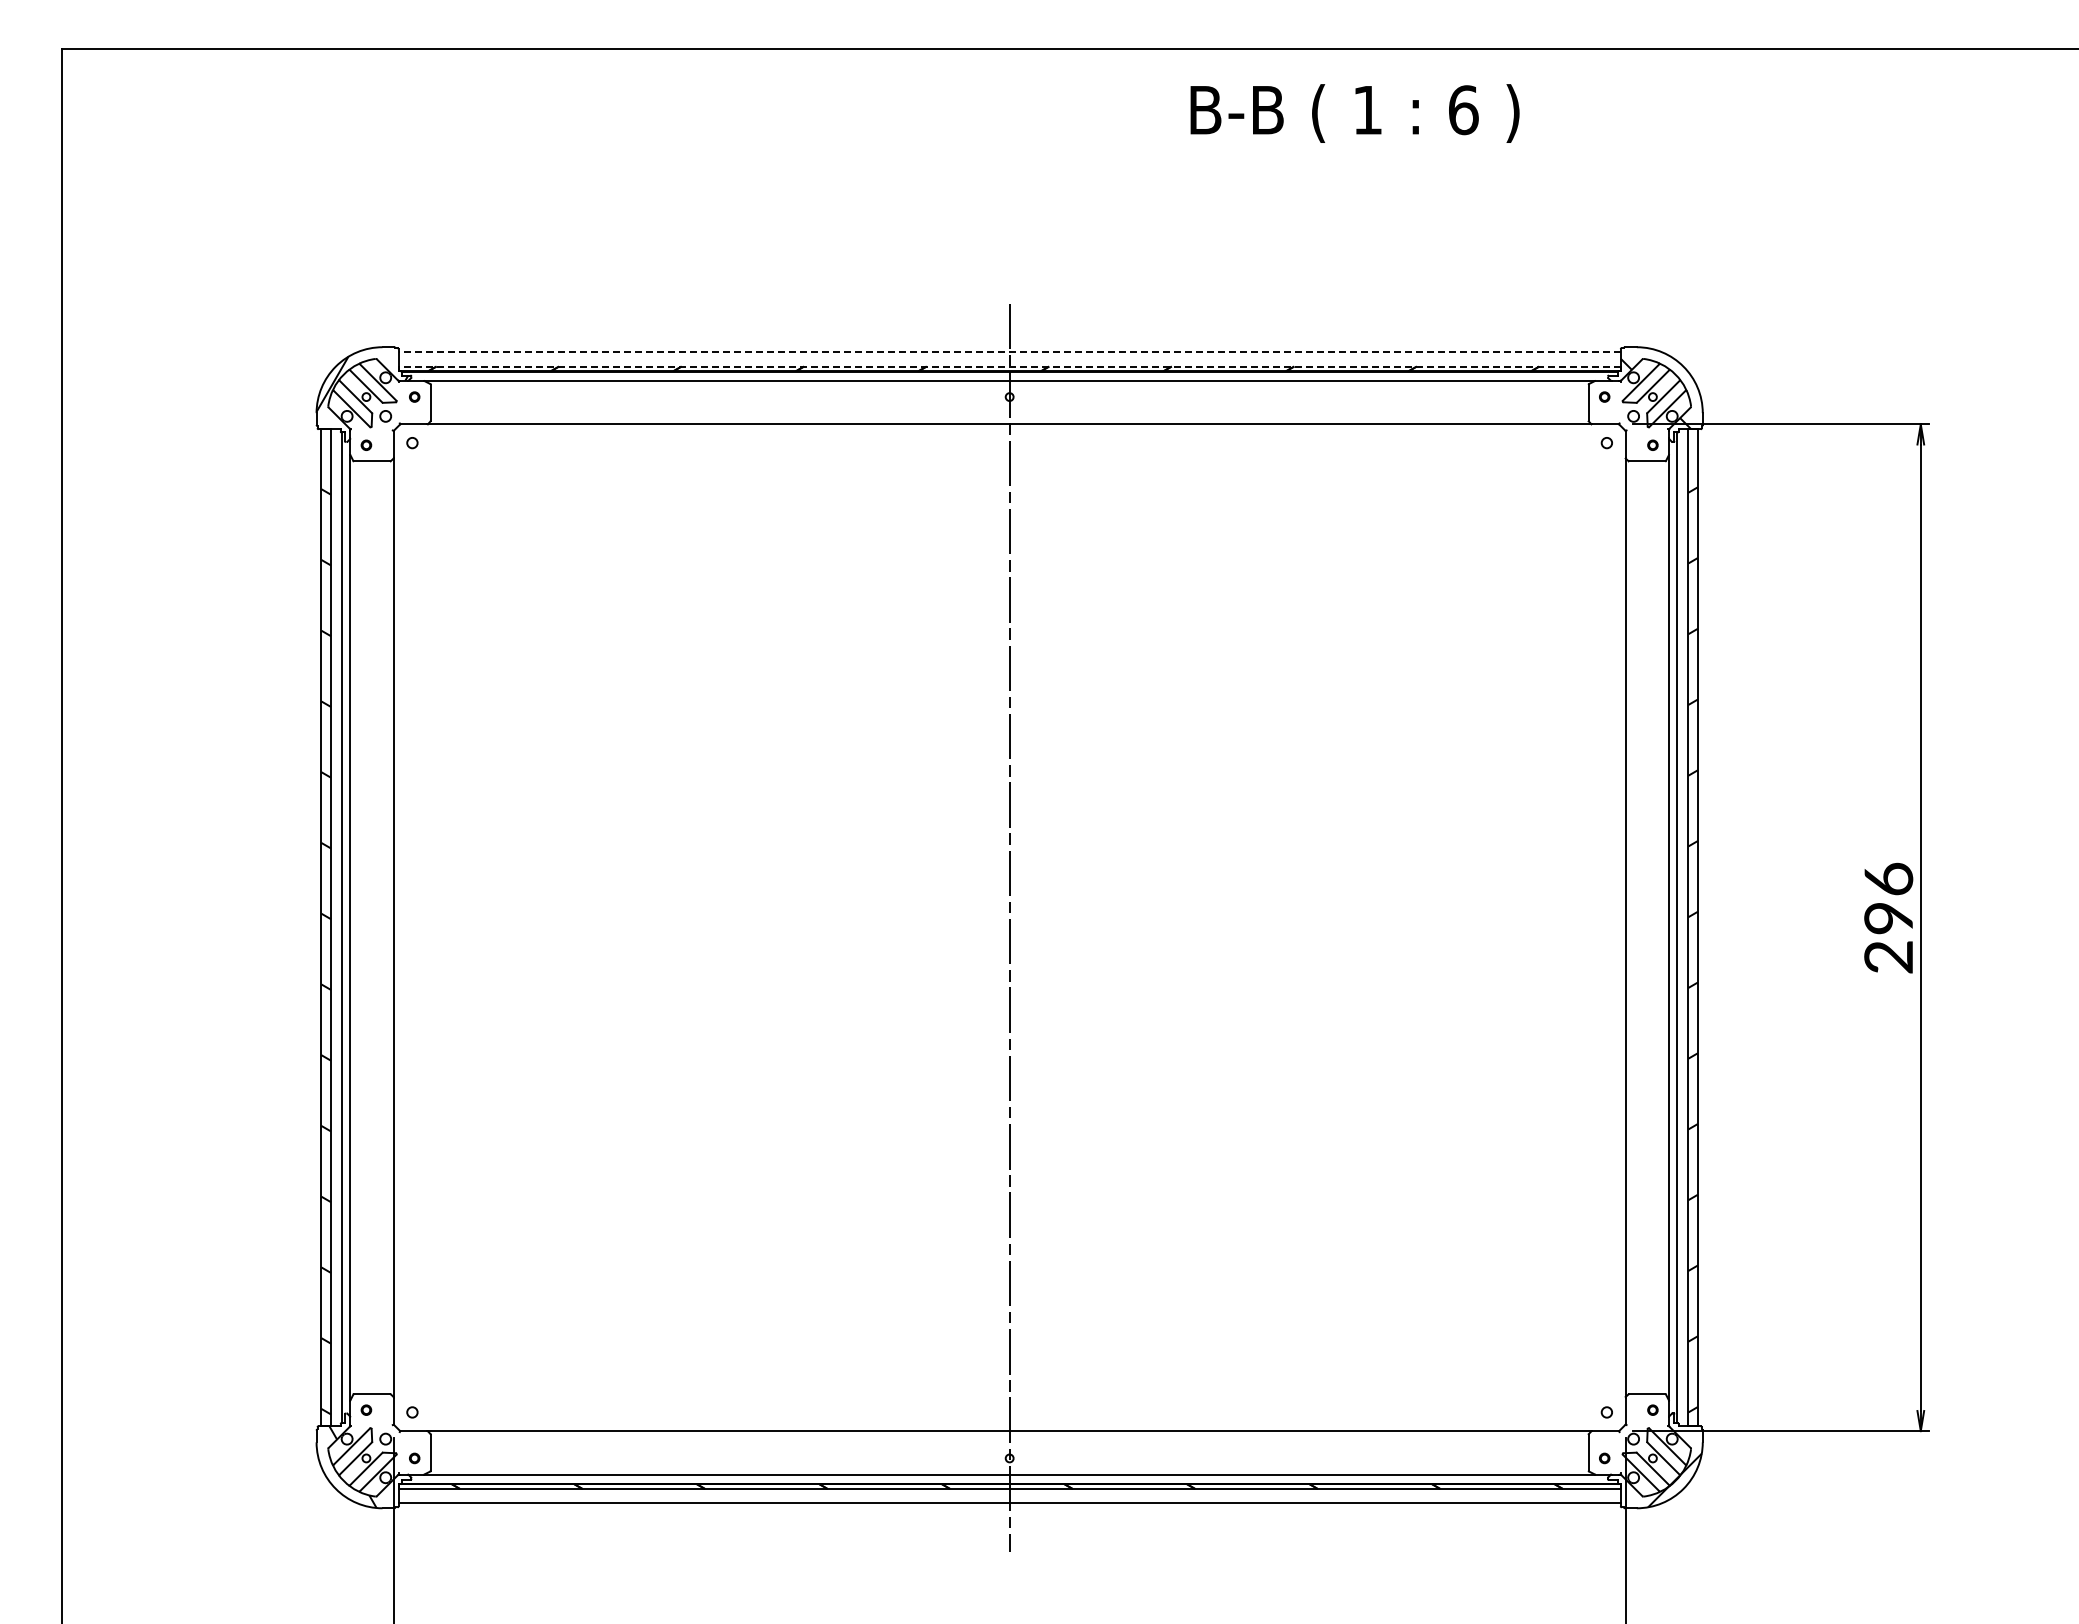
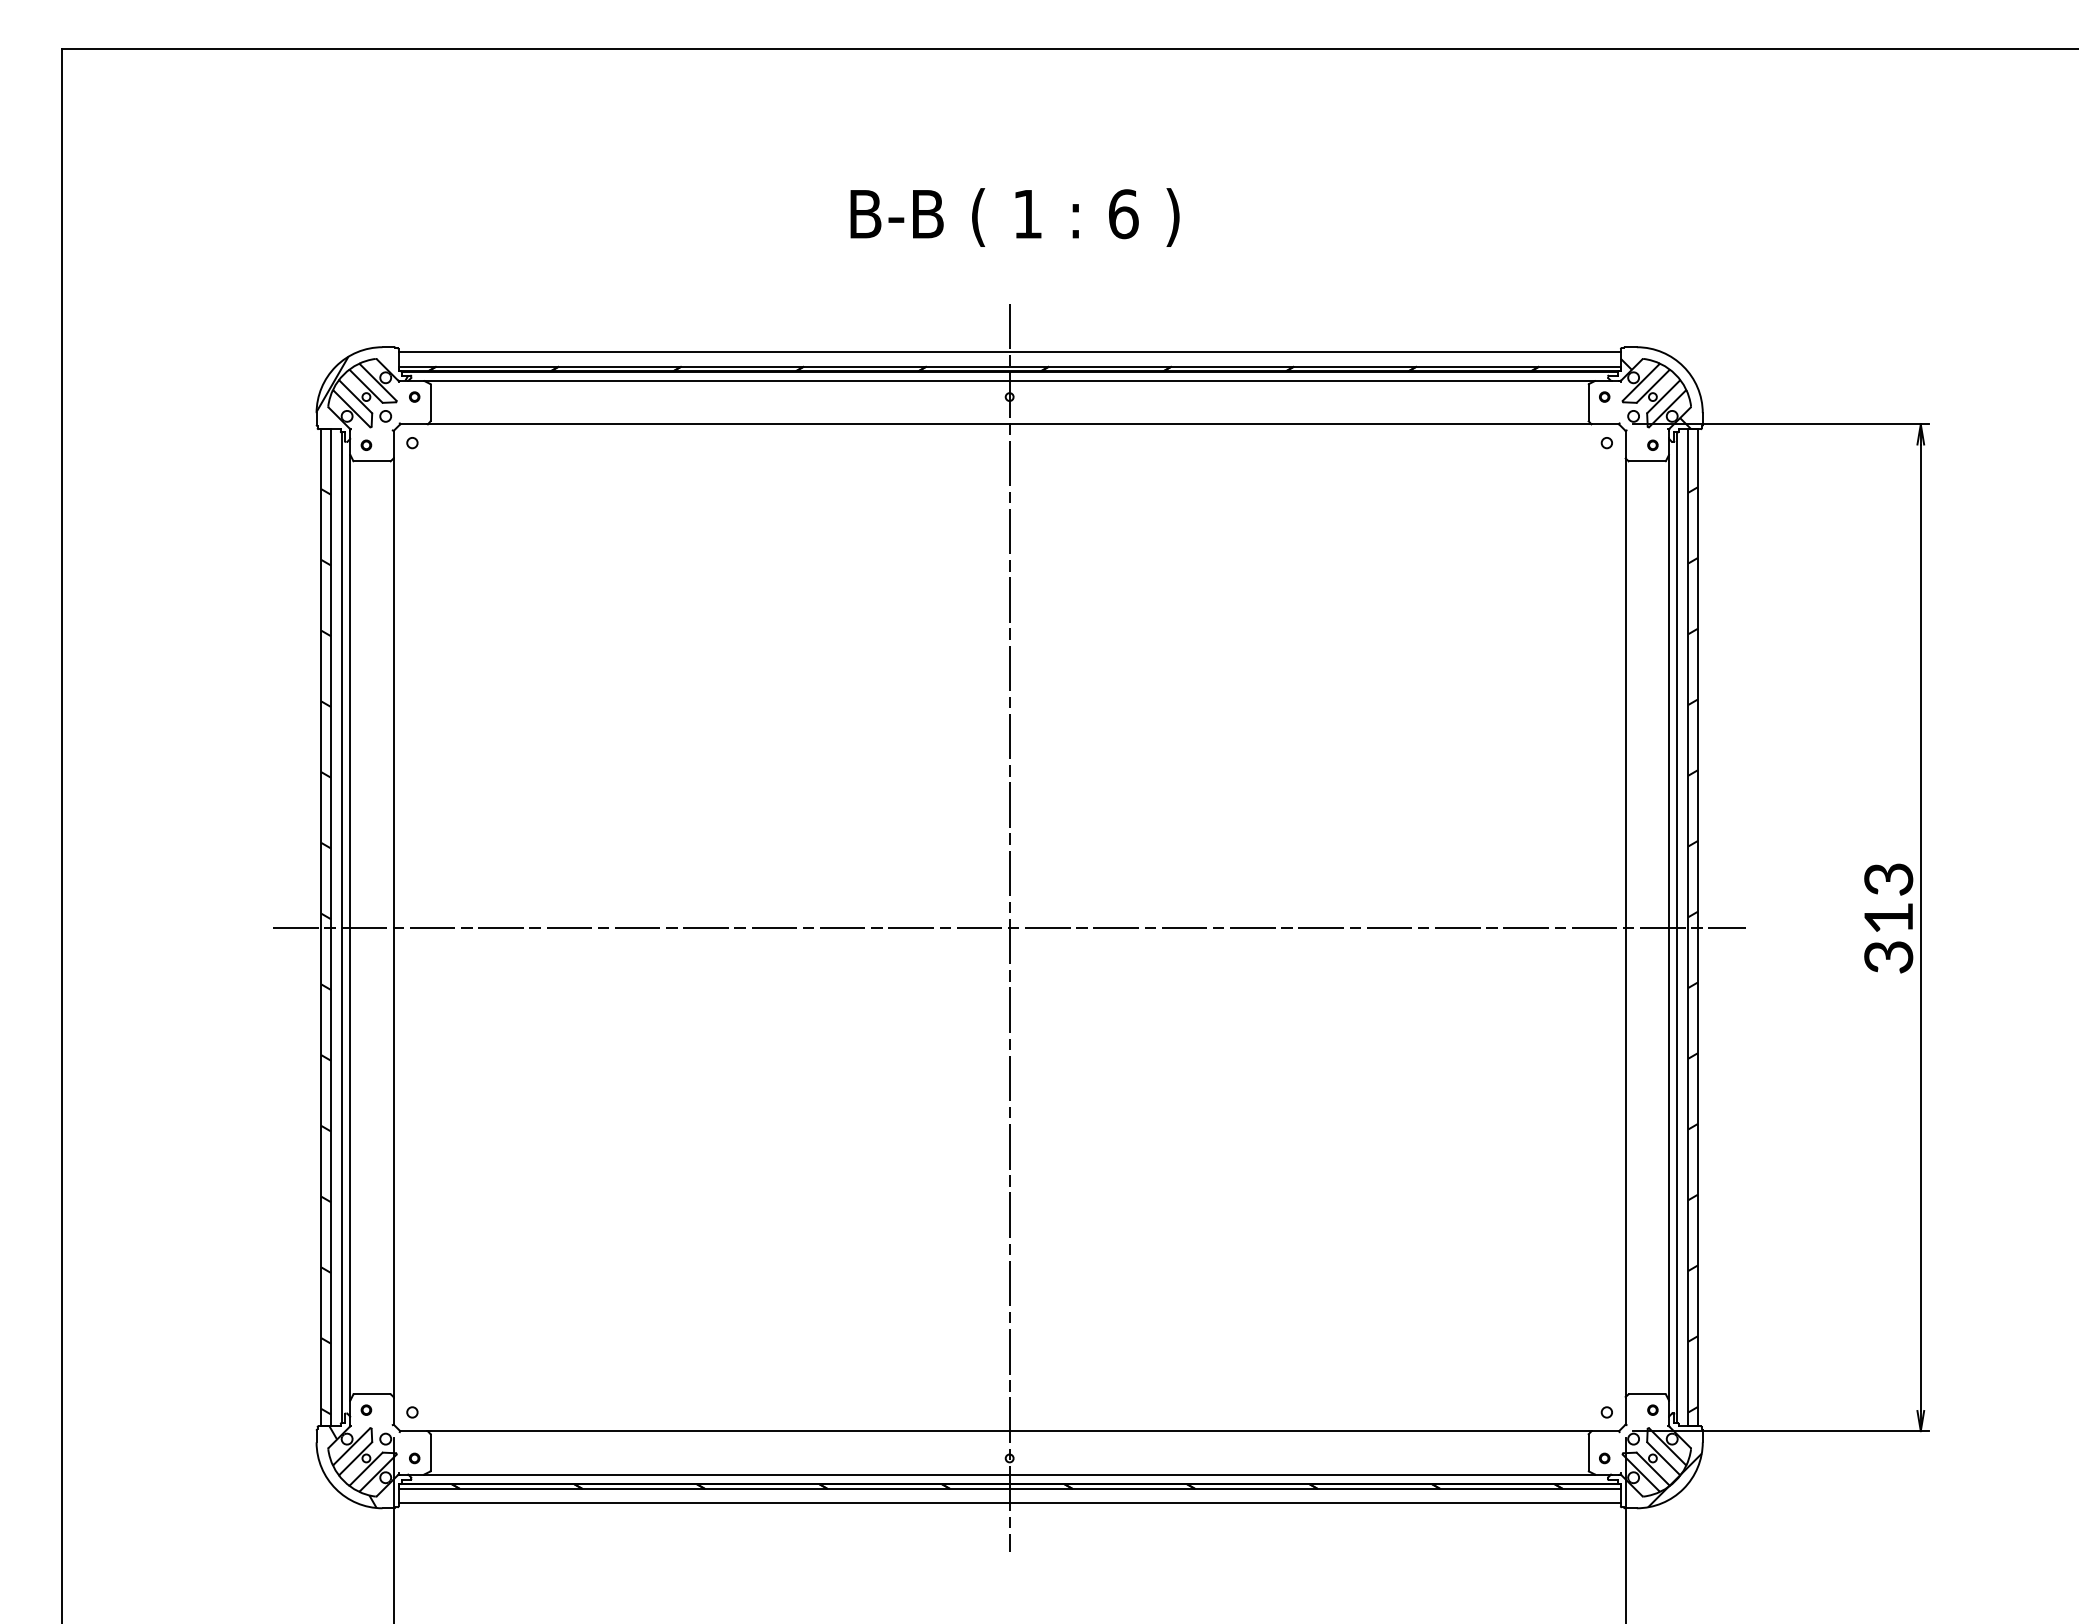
text position: (1354, 113) -> (1014, 217) (1014, 217)
line: dashed -> solid (1009, 352)
line: dashed -> solid (1009, 366)
text: 296 -> 313 (1888, 917)
line: none -> present (1009, 927)
